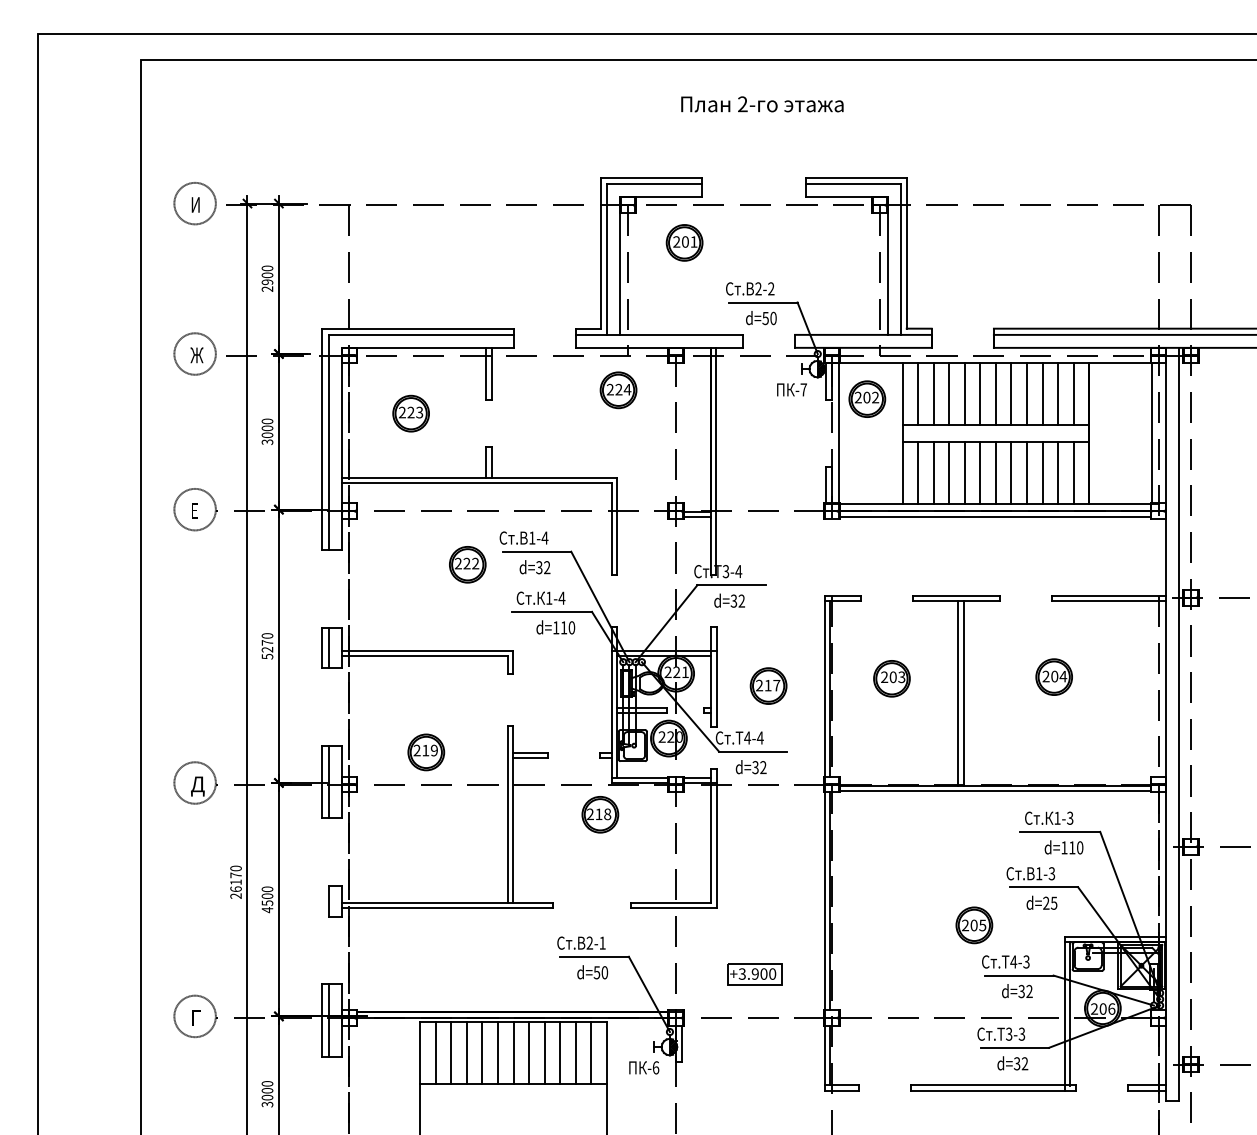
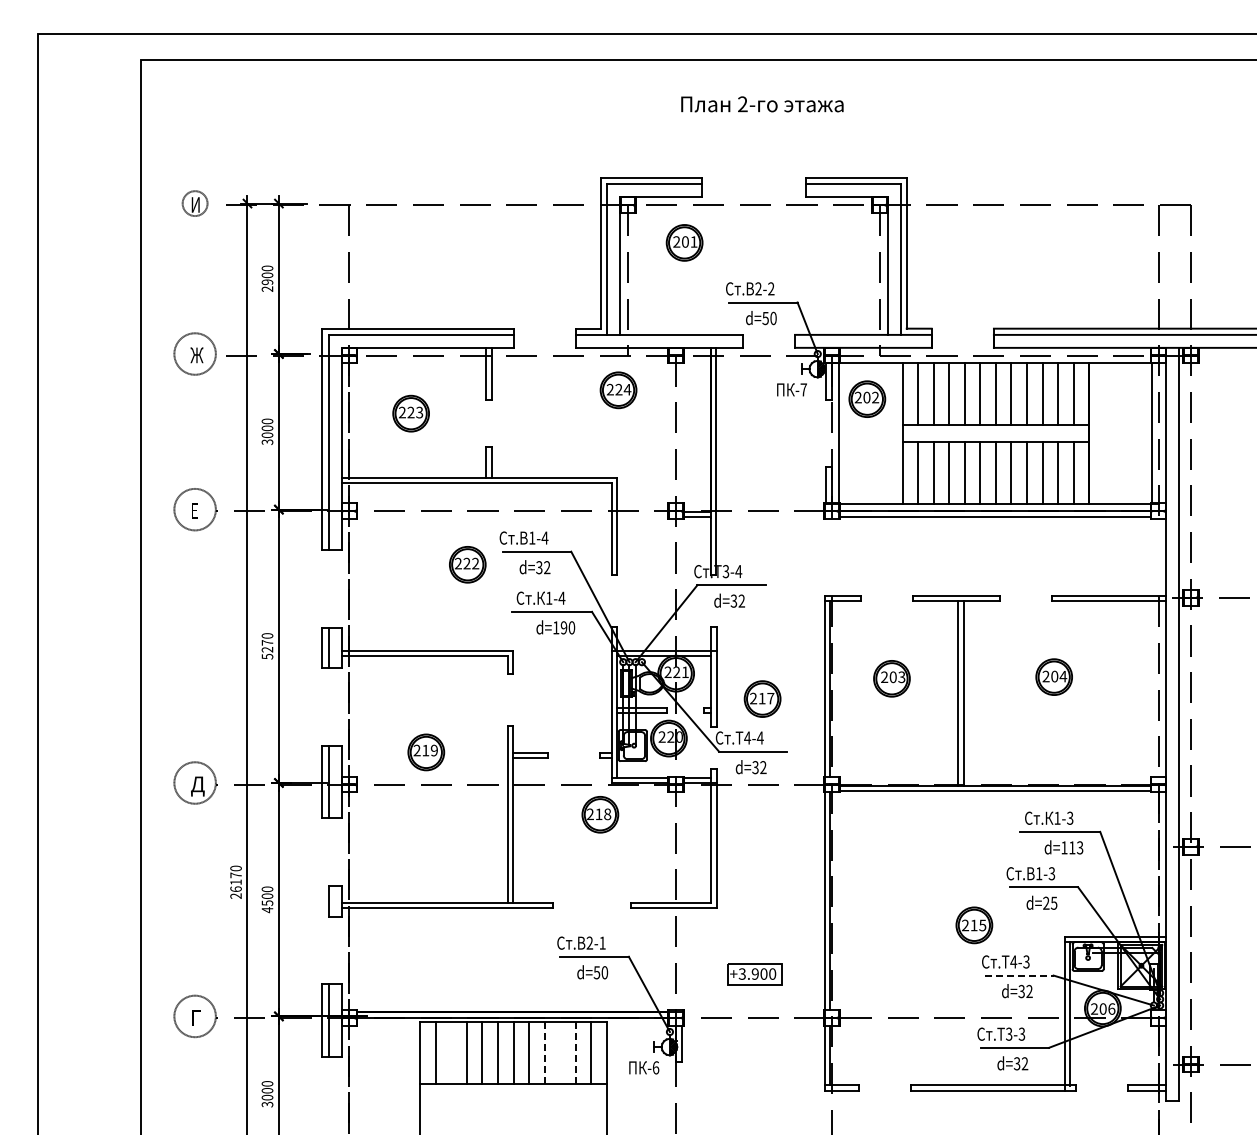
circle diameter: 41 px -> 25 px (194, 203)
text: d=110 -> d=190 (563, 627)
part position: (768, 685) -> (762, 698) (762, 698)
text: d=110 -> d=113 (1079, 847)
text: 205 -> 215 (973, 925)
line: solid -> dashed (1019, 975)
line: present -> none (451, 1052)
line: present -> none (560, 1052)
line: solid -> dashed (544, 1053)
line: solid -> dashed (575, 1053)
